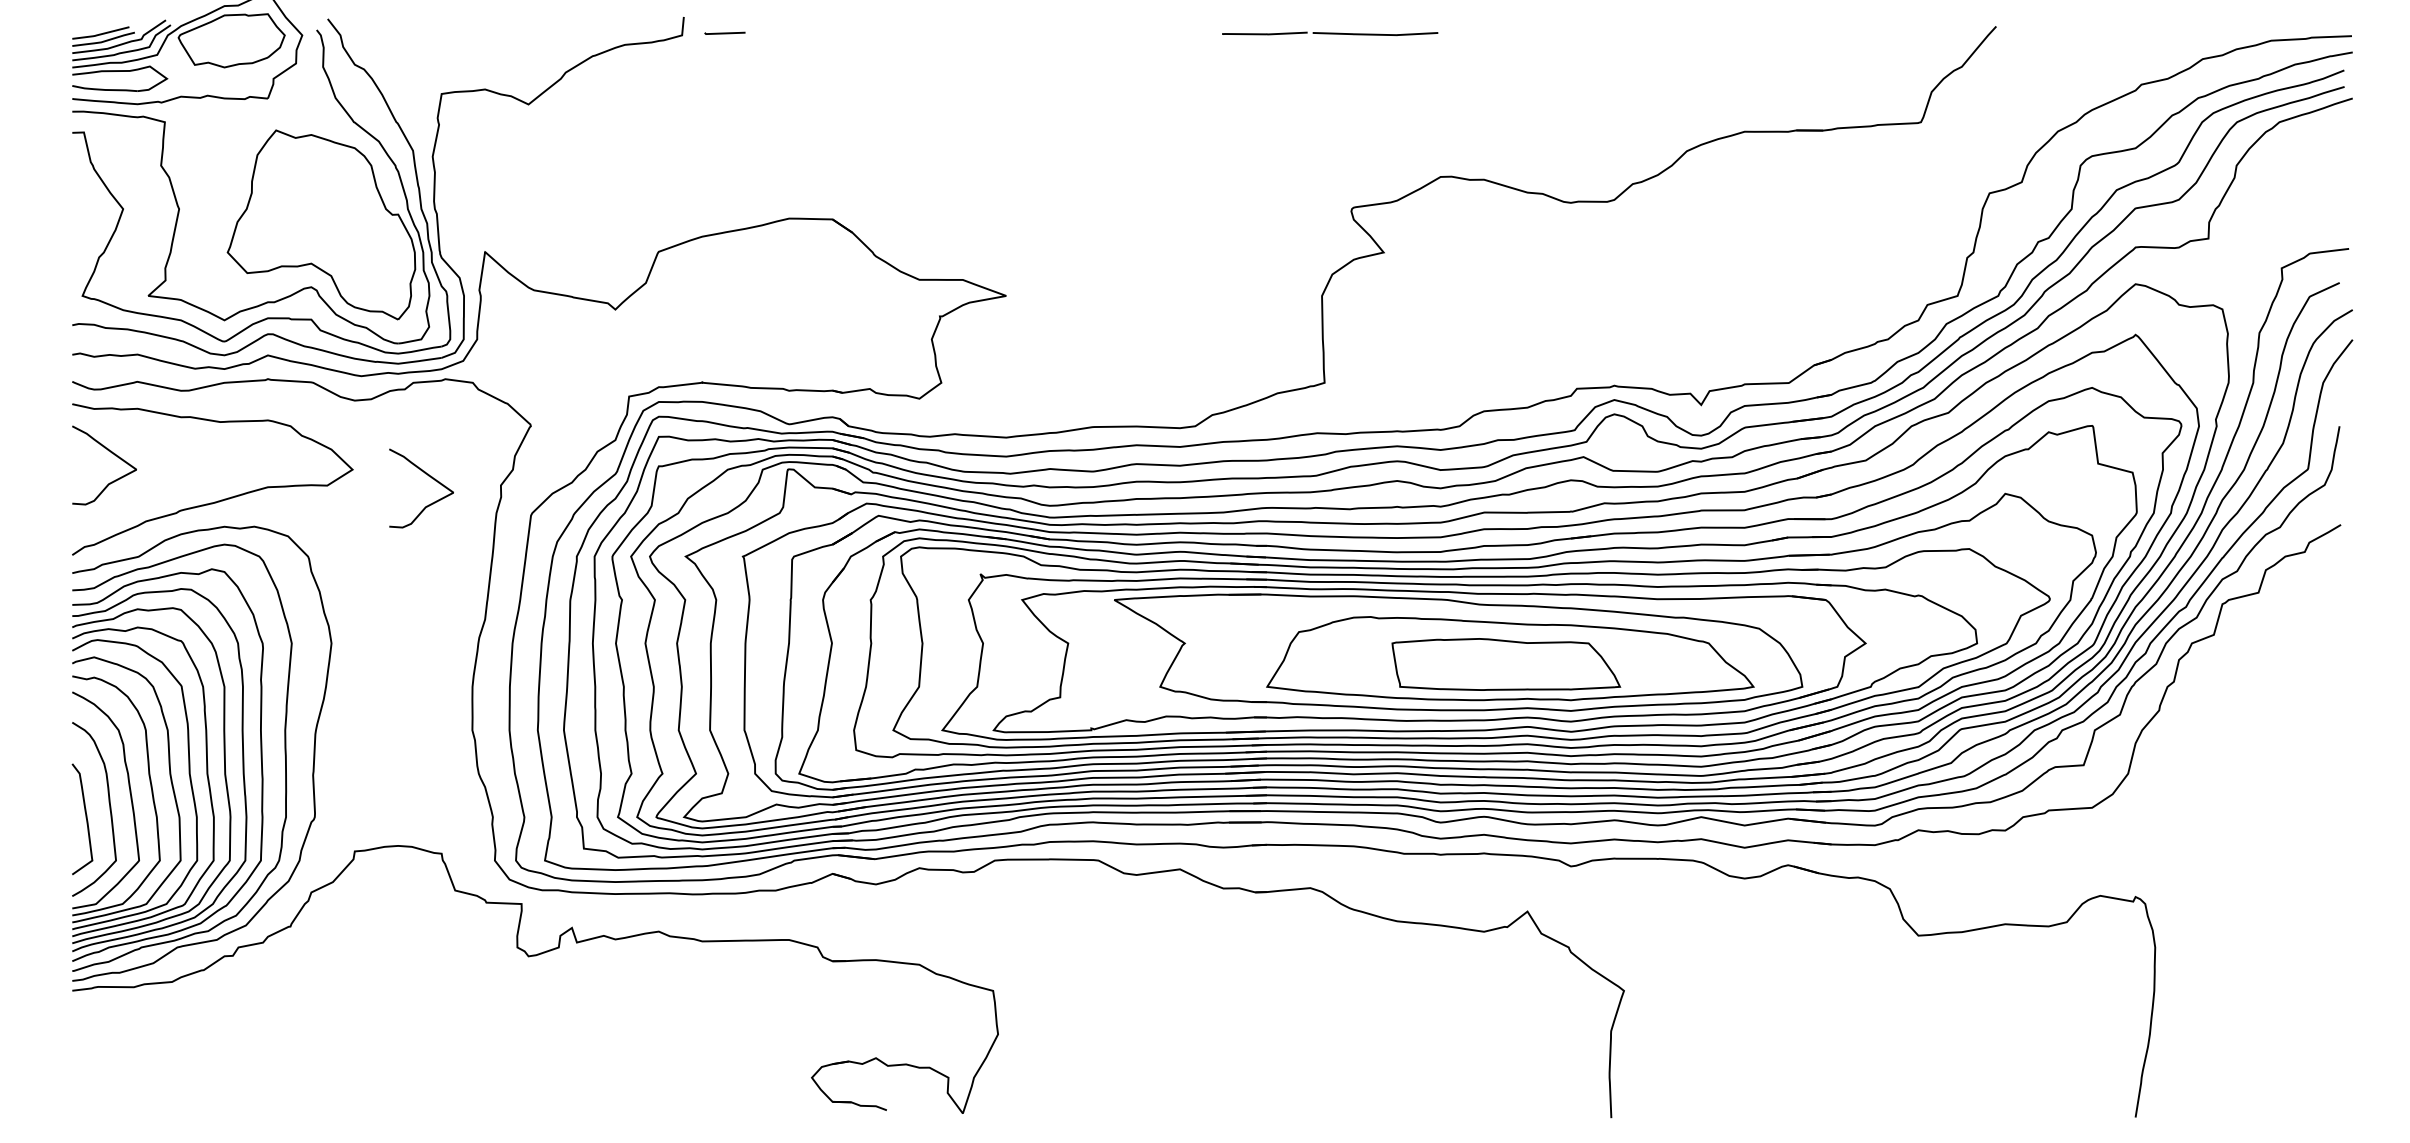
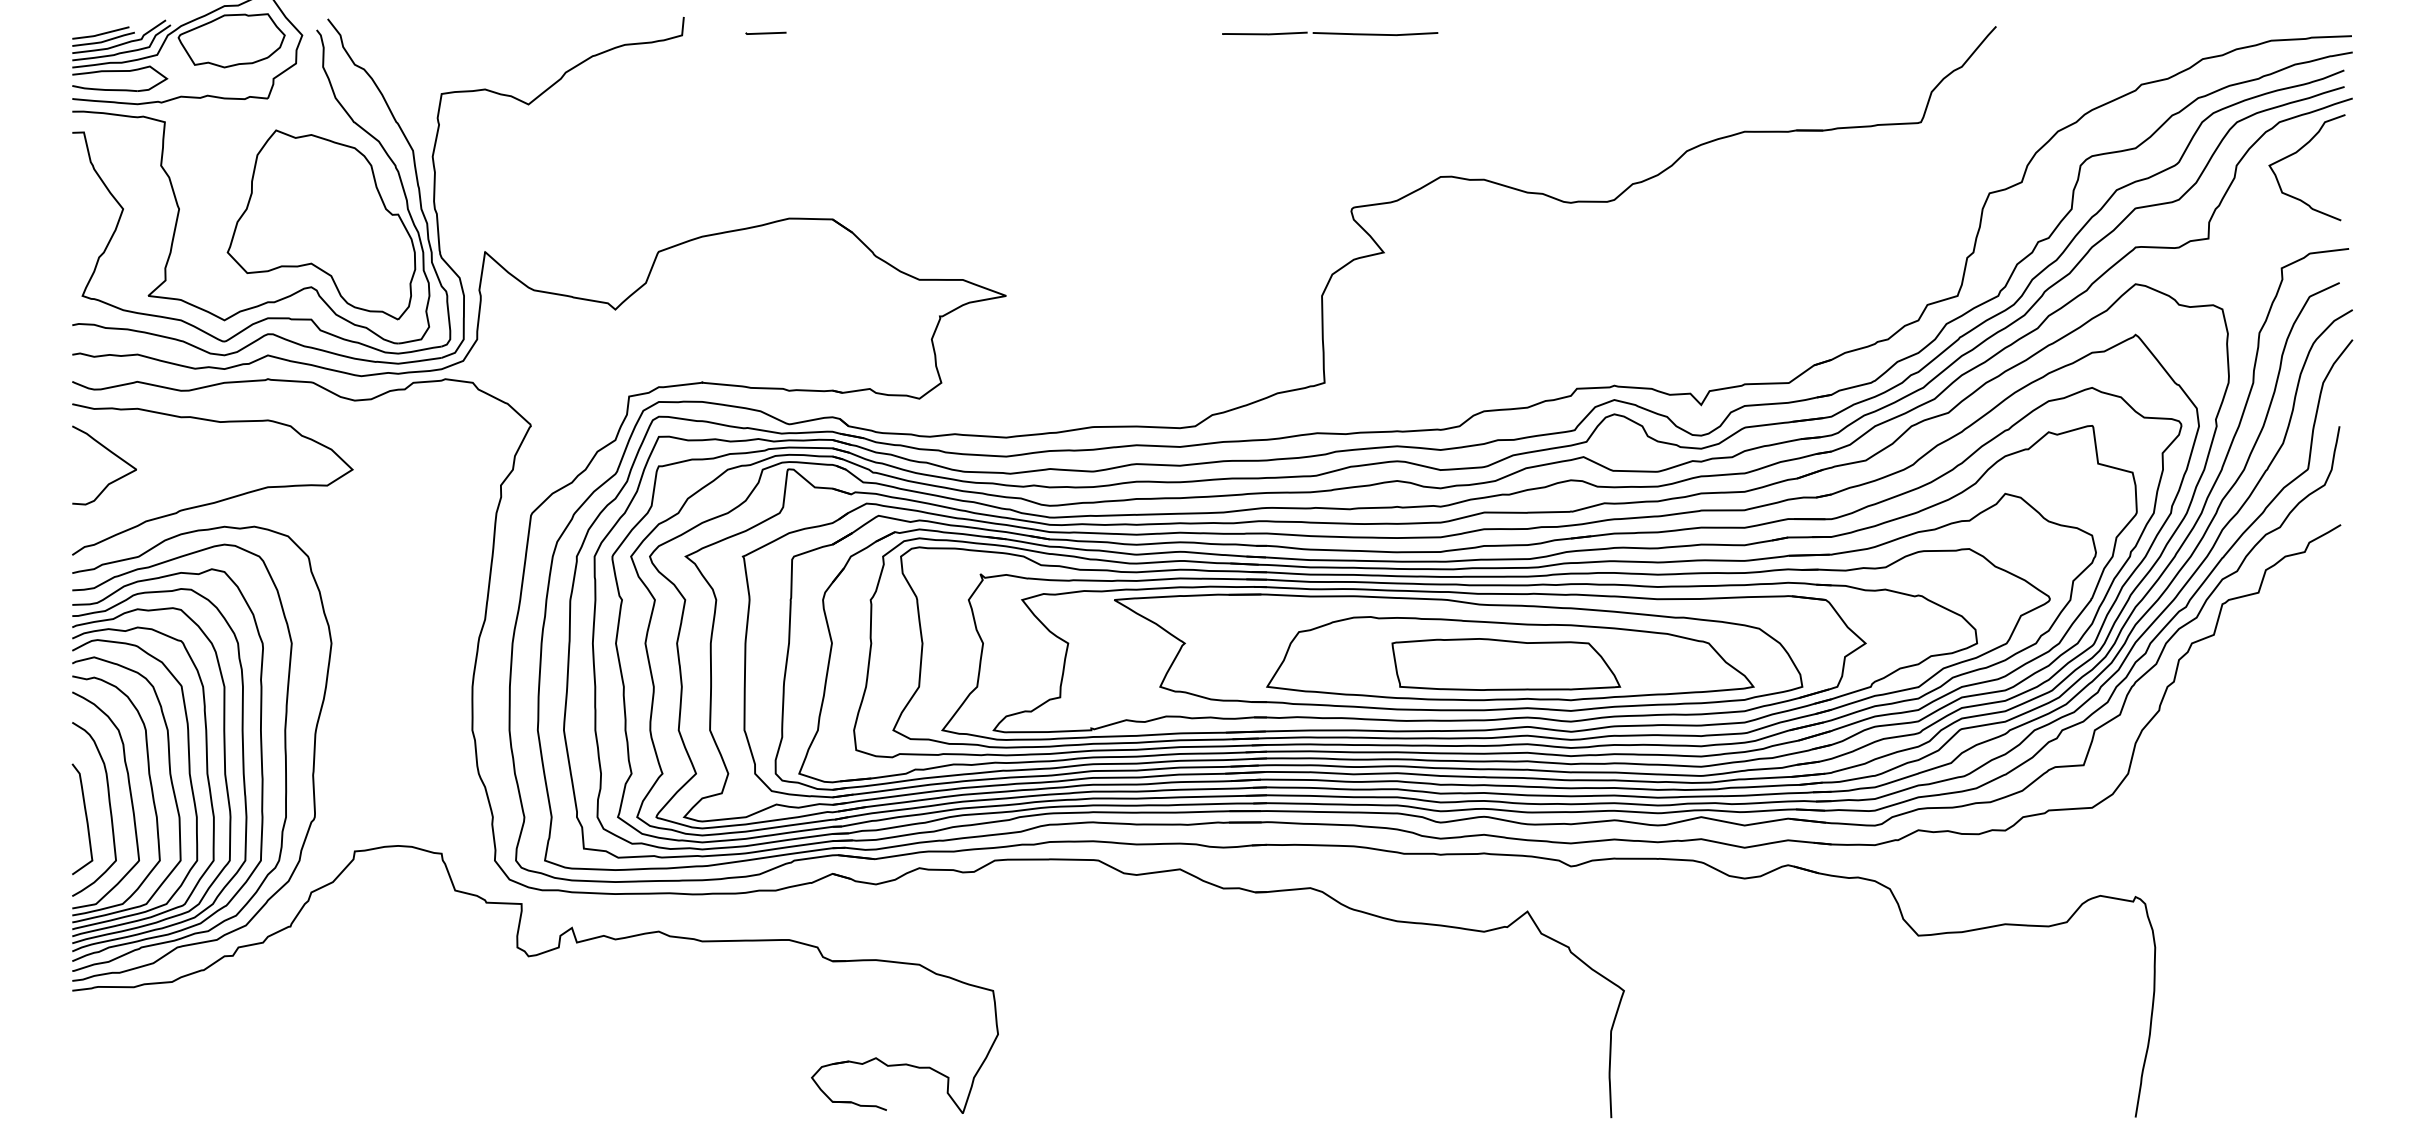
line position: (724, 32) -> (765, 32) (765, 32)
curve: none -> present (2296, 153)
curve: present -> none (428, 476)
